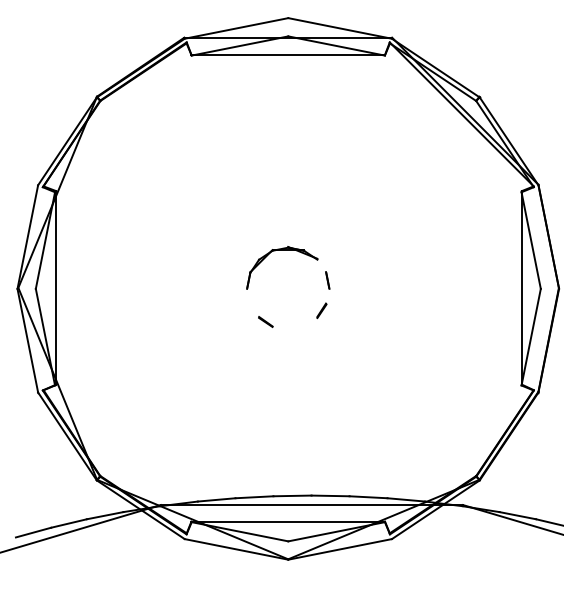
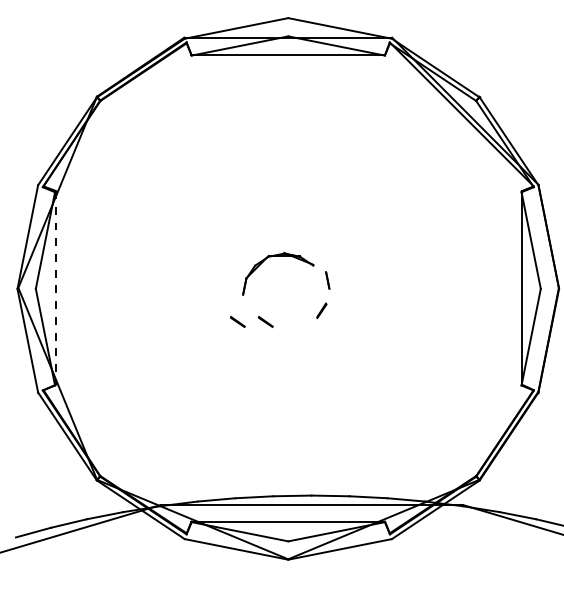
part position: (282, 250) -> (278, 256) (278, 256)
line: solid -> dashed (56, 287)
line: none -> present (237, 321)
